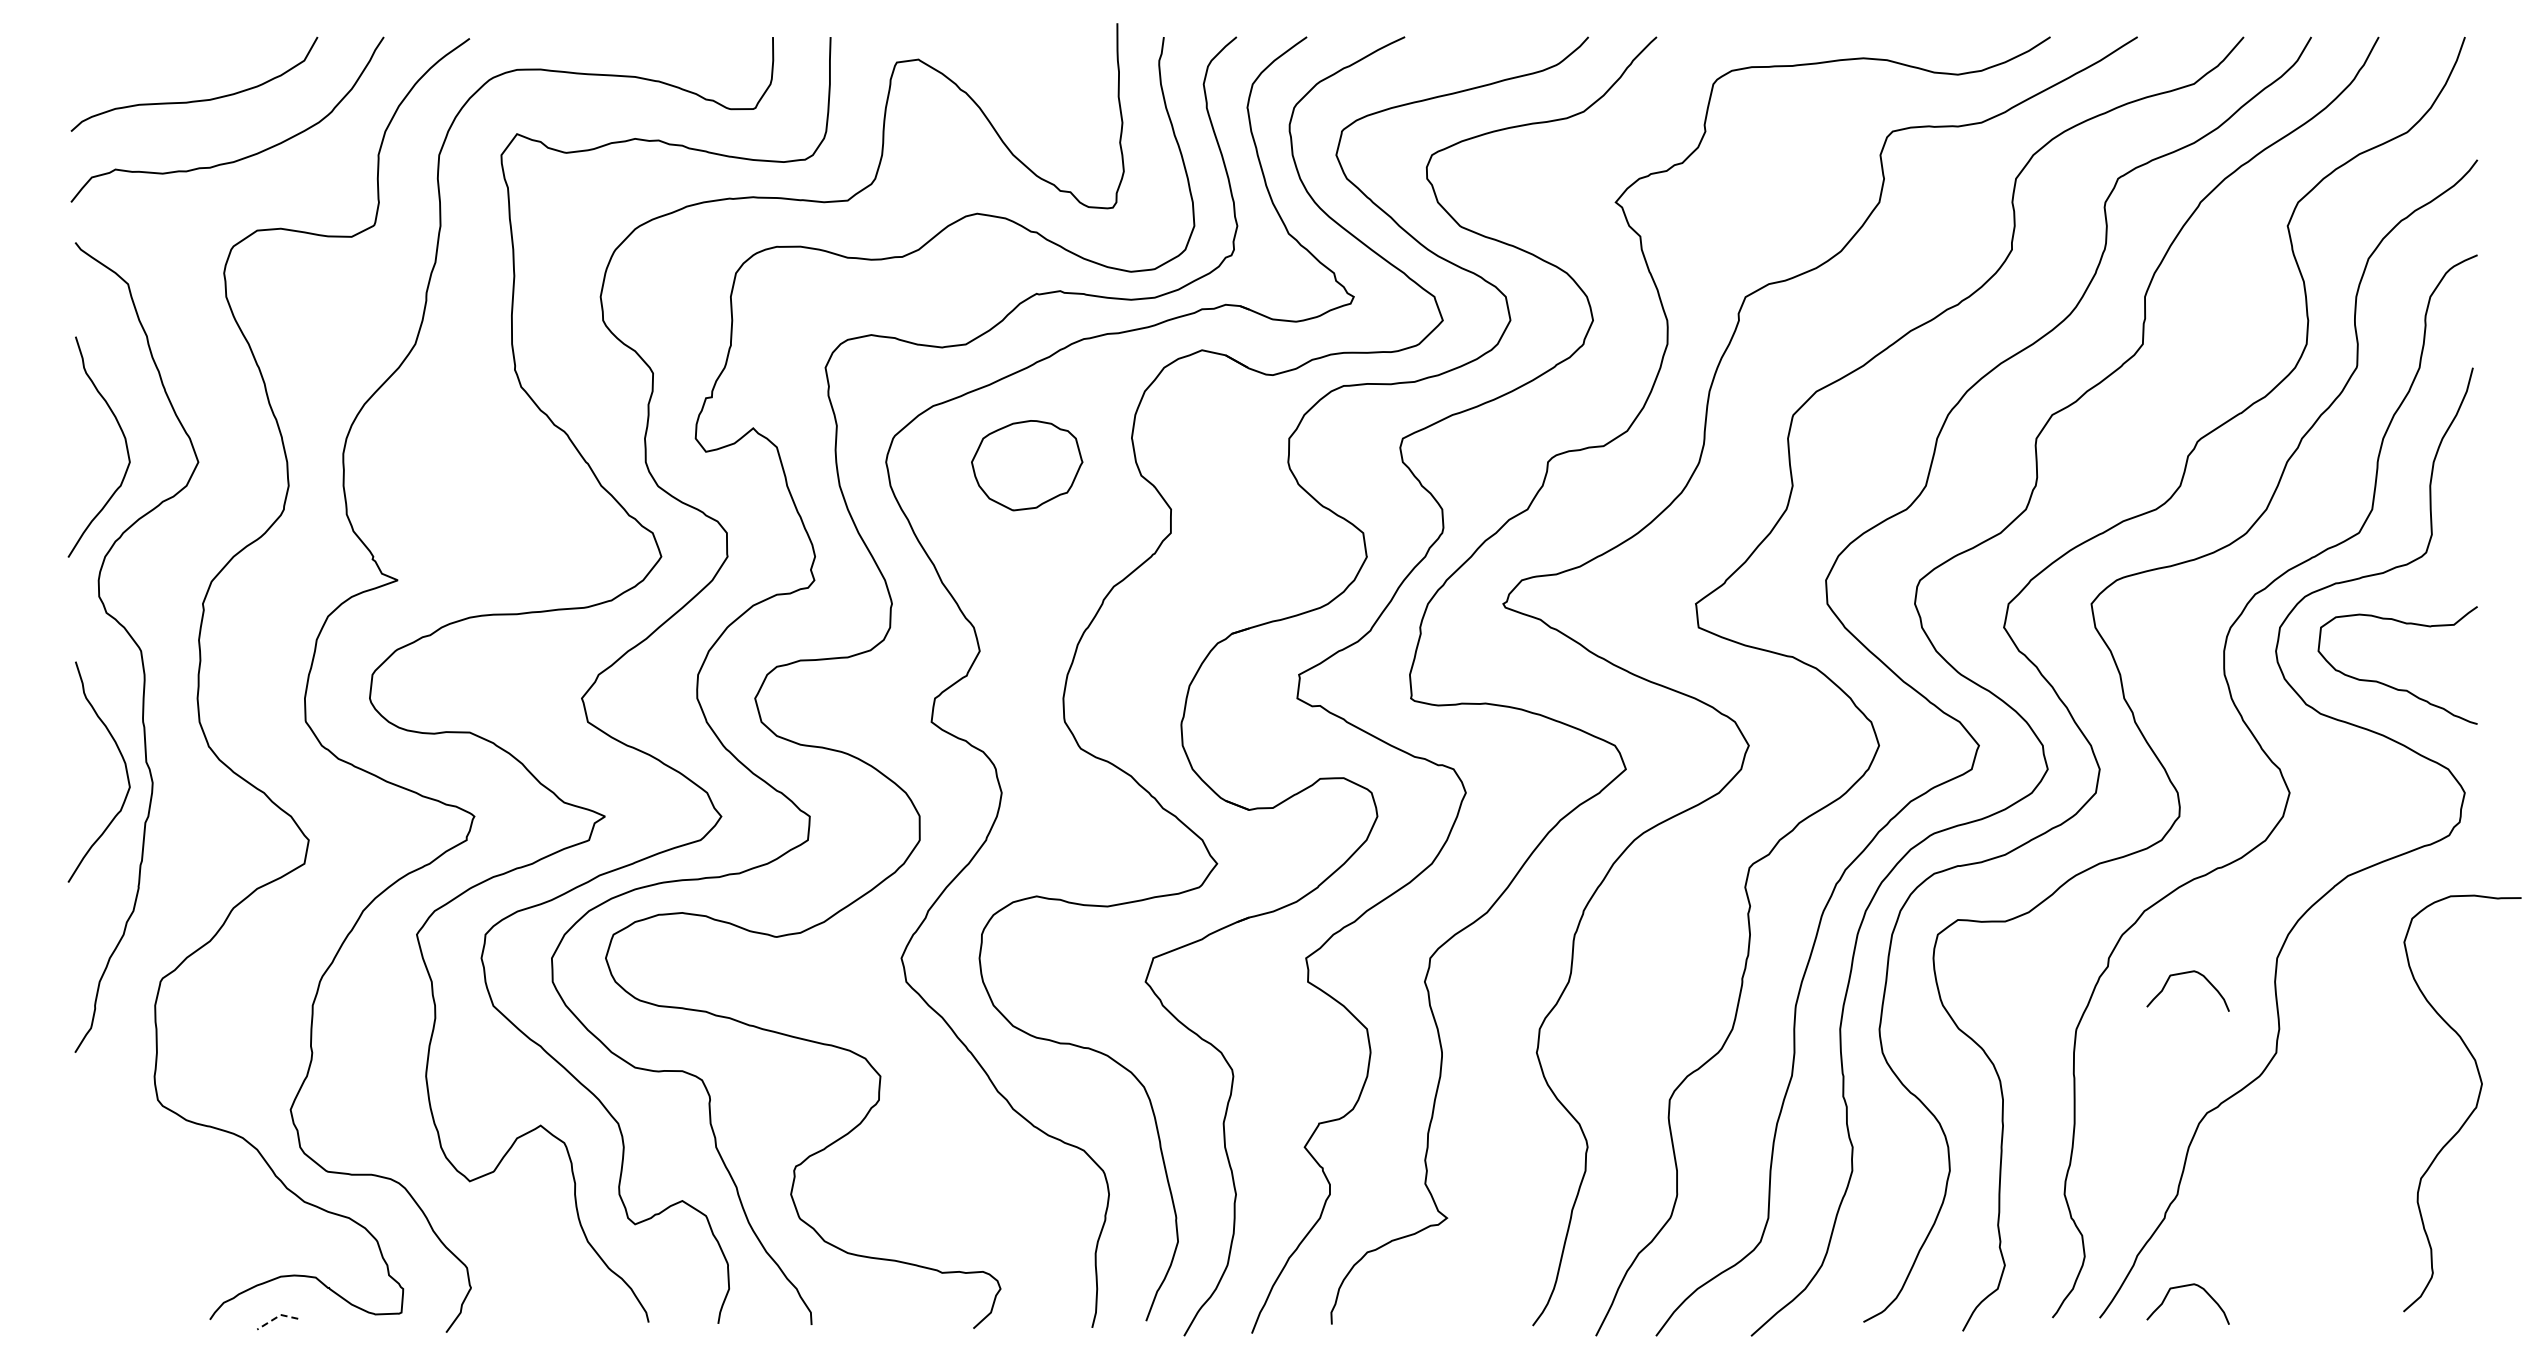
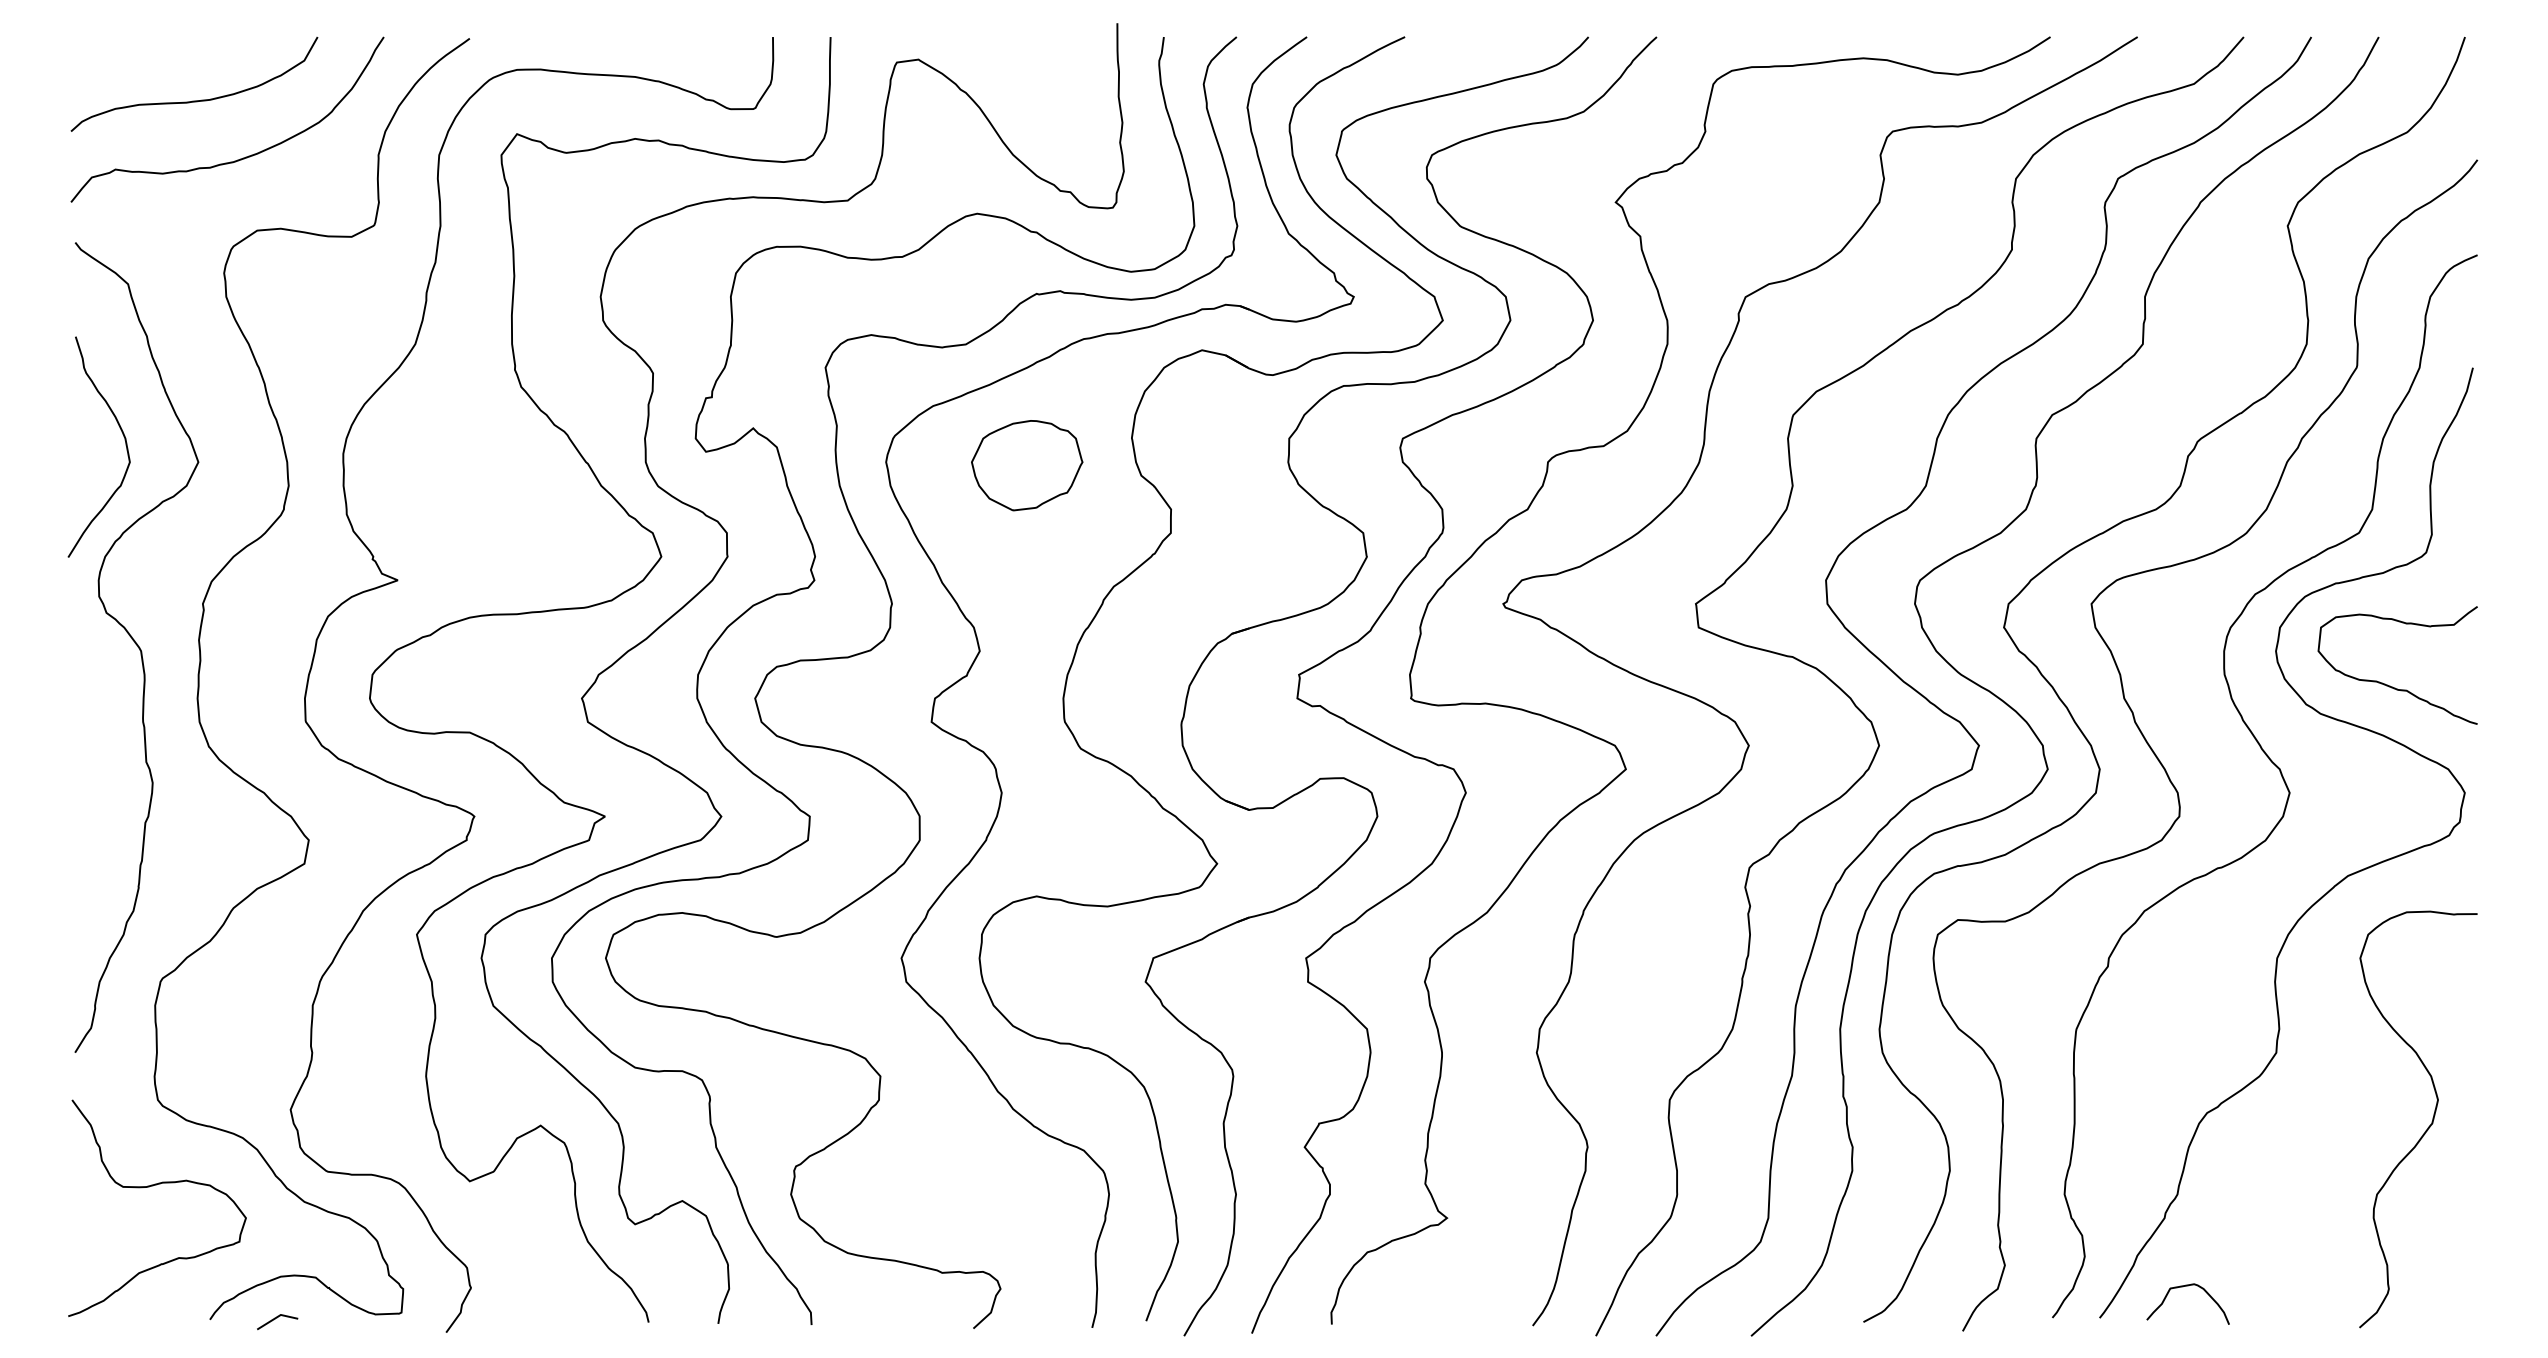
curve: present -> none (124, 765)
curve: present -> none (2183, 974)
curve position: (2471, 1111) -> (2427, 1127) (2427, 1127)
curve: none -> present (153, 1186)
line: dashed -> solid (276, 1317)
